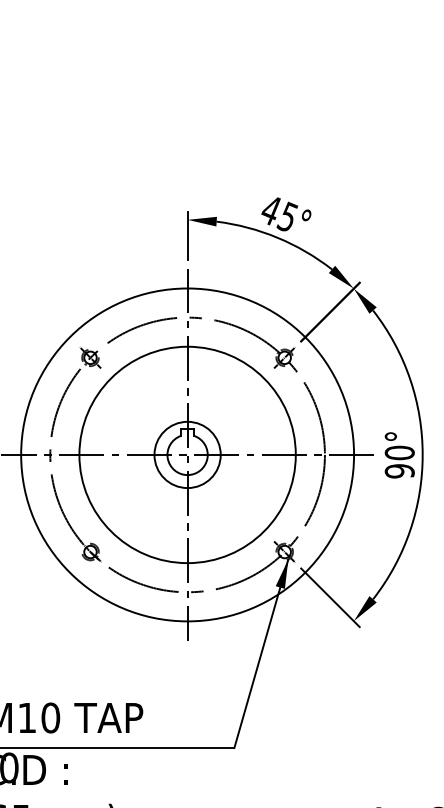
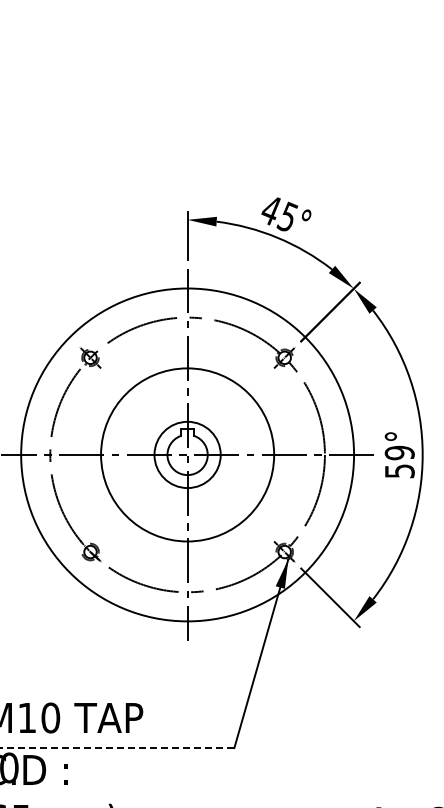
circle diameter: 216 px -> 173 px (187, 454)
text: 90° -> 59° (399, 461)
line: solid -> dashed (117, 748)
